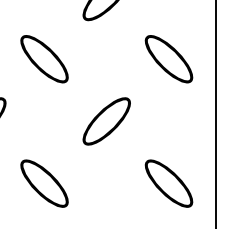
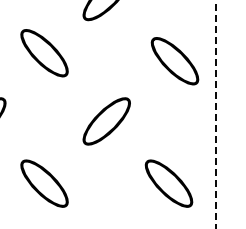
part position: (44, 59) -> (44, 53) (44, 53)
part position: (168, 59) -> (174, 61) (174, 61)
line: solid -> dashed (215, 114)
